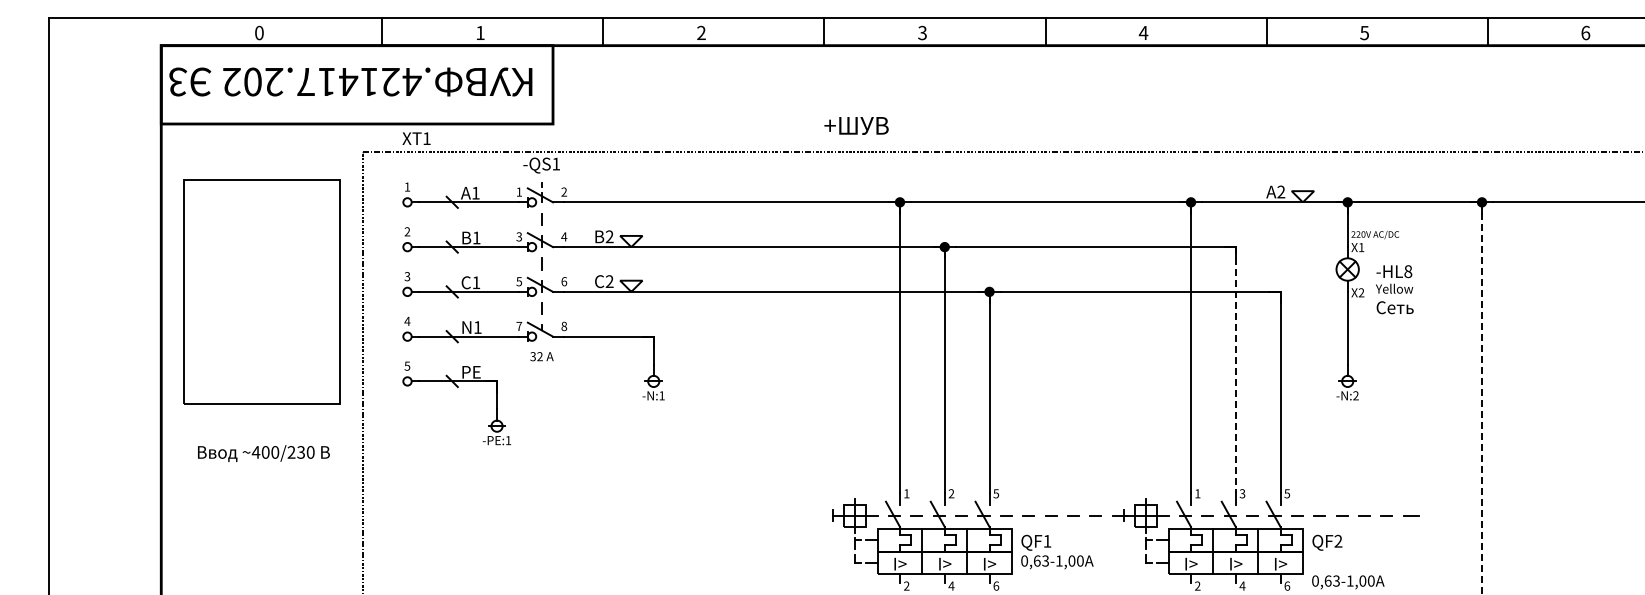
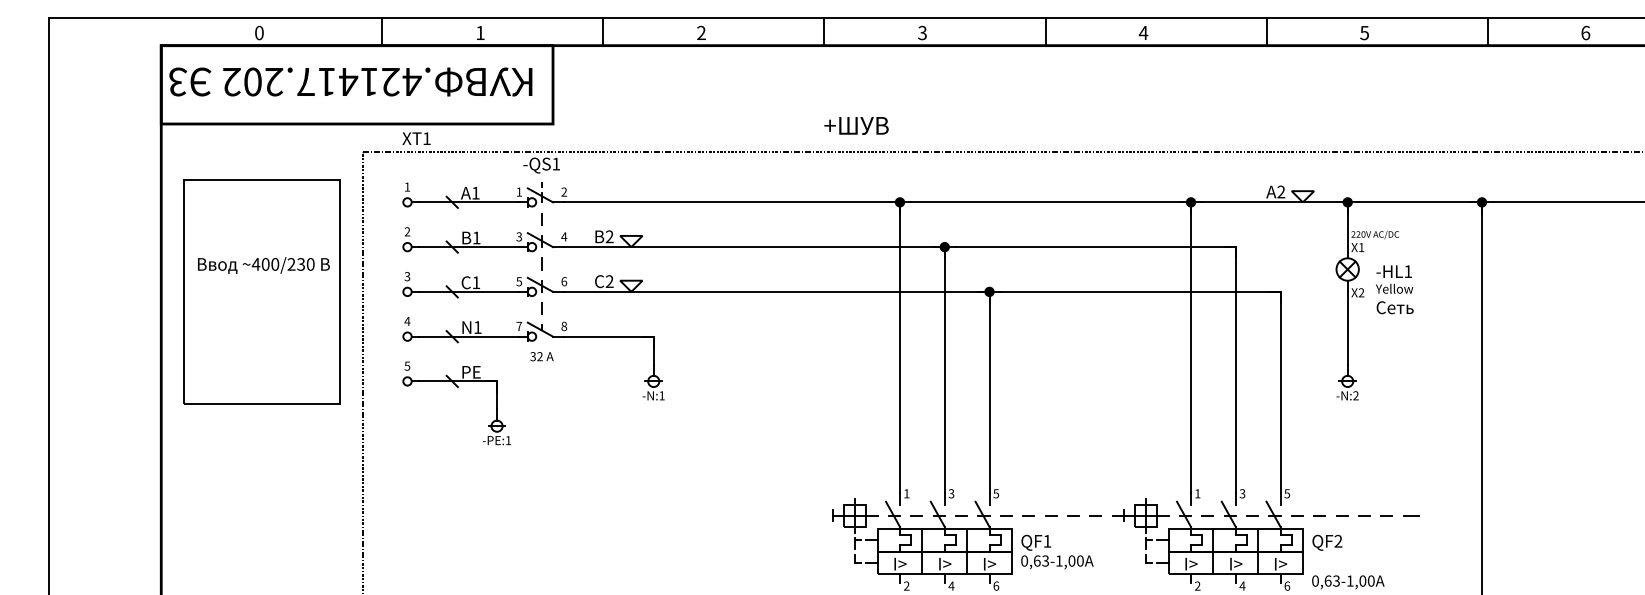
text: -HL8 -> -HL1 (1408, 271)
line: dashed -> solid (1235, 370)
line: dashed -> solid (1482, 399)
text position: (263, 453) -> (263, 265) (263, 265)
text: 2 -> 3 (951, 494)
